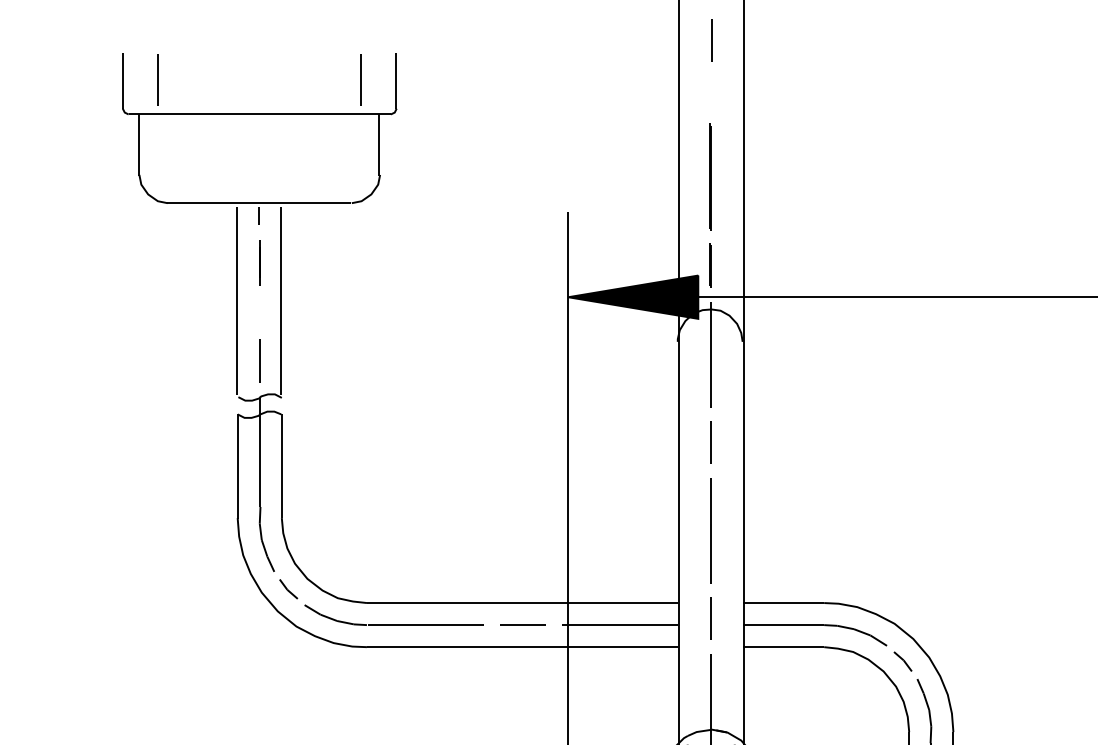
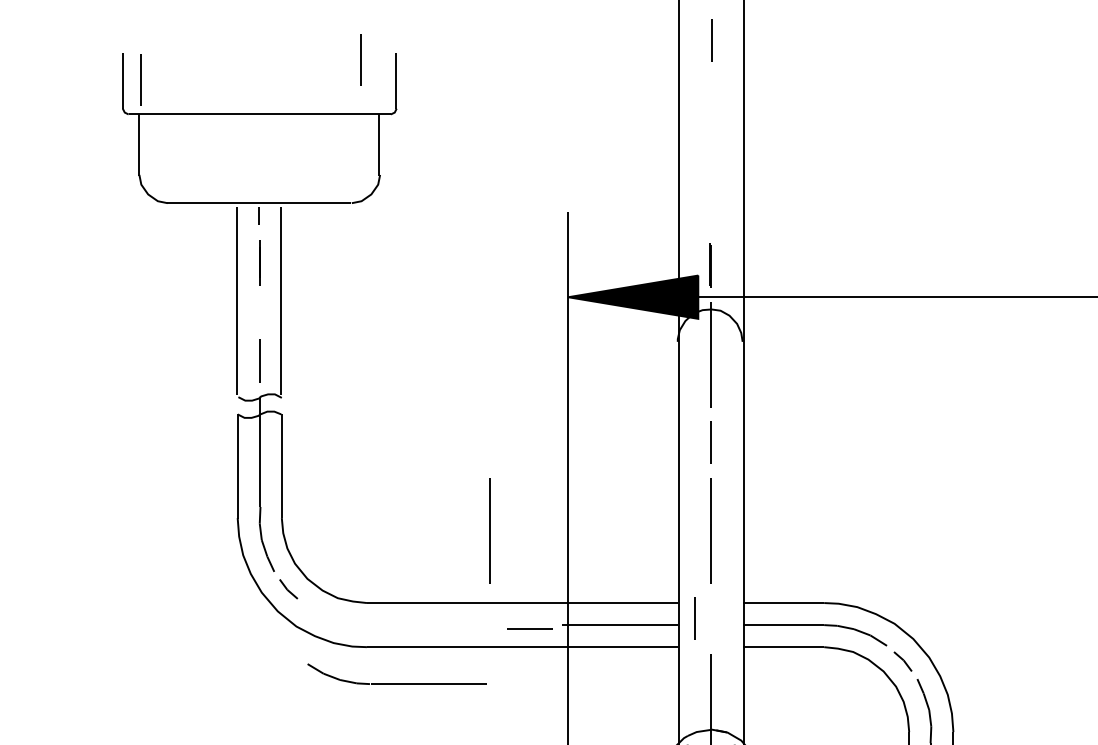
line position: (157, 79) -> (140, 79) (140, 79)
line position: (360, 79) -> (360, 59) (360, 59)
line: present -> none (710, 176)
line: none -> present (489, 530)
line position: (710, 618) -> (694, 618) (694, 618)
part position: (393, 624) -> (396, 683) (396, 683)
line position: (522, 624) -> (529, 628) (529, 628)
